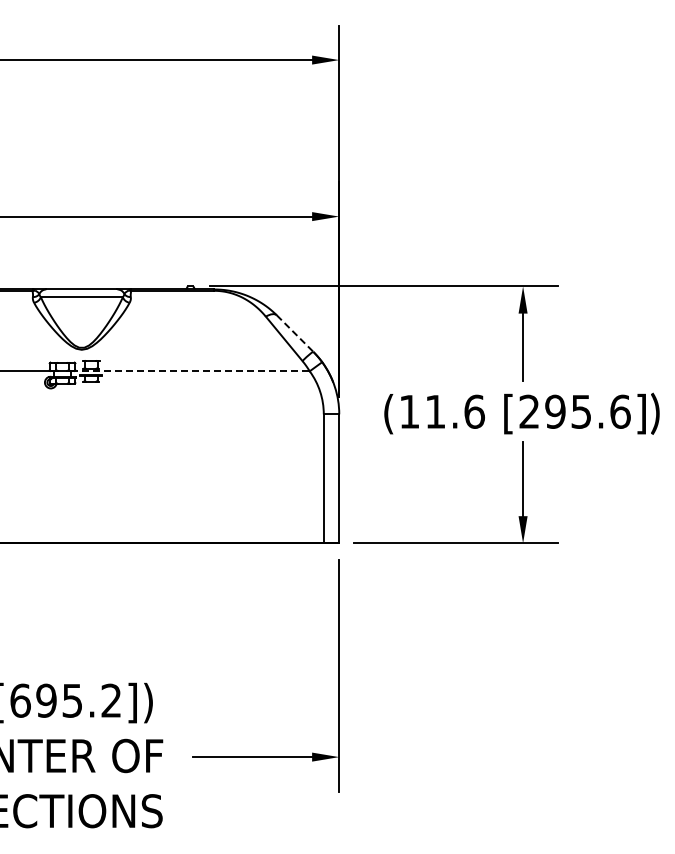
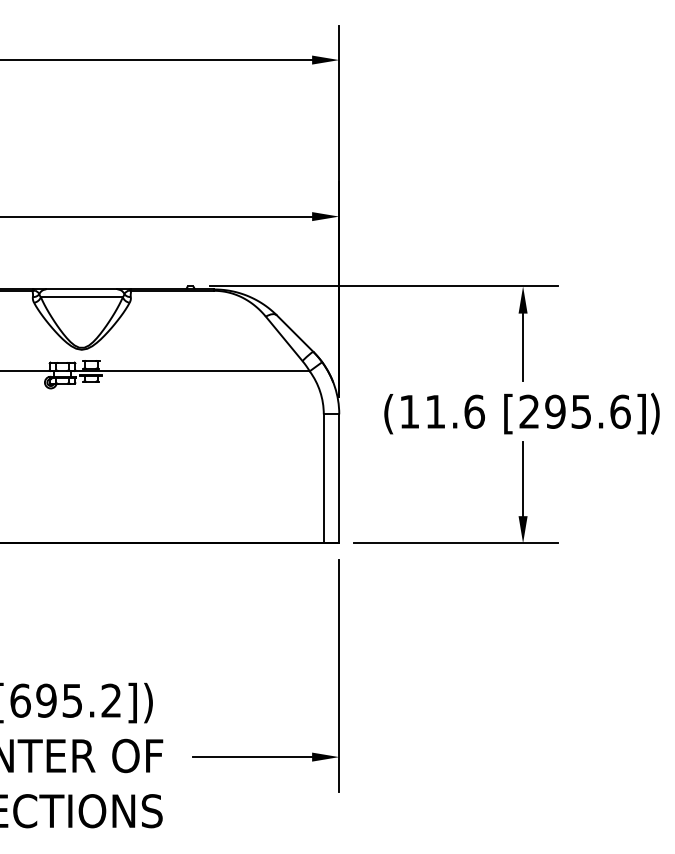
line: dashed -> solid (295, 333)
line: dashed -> solid (190, 371)
